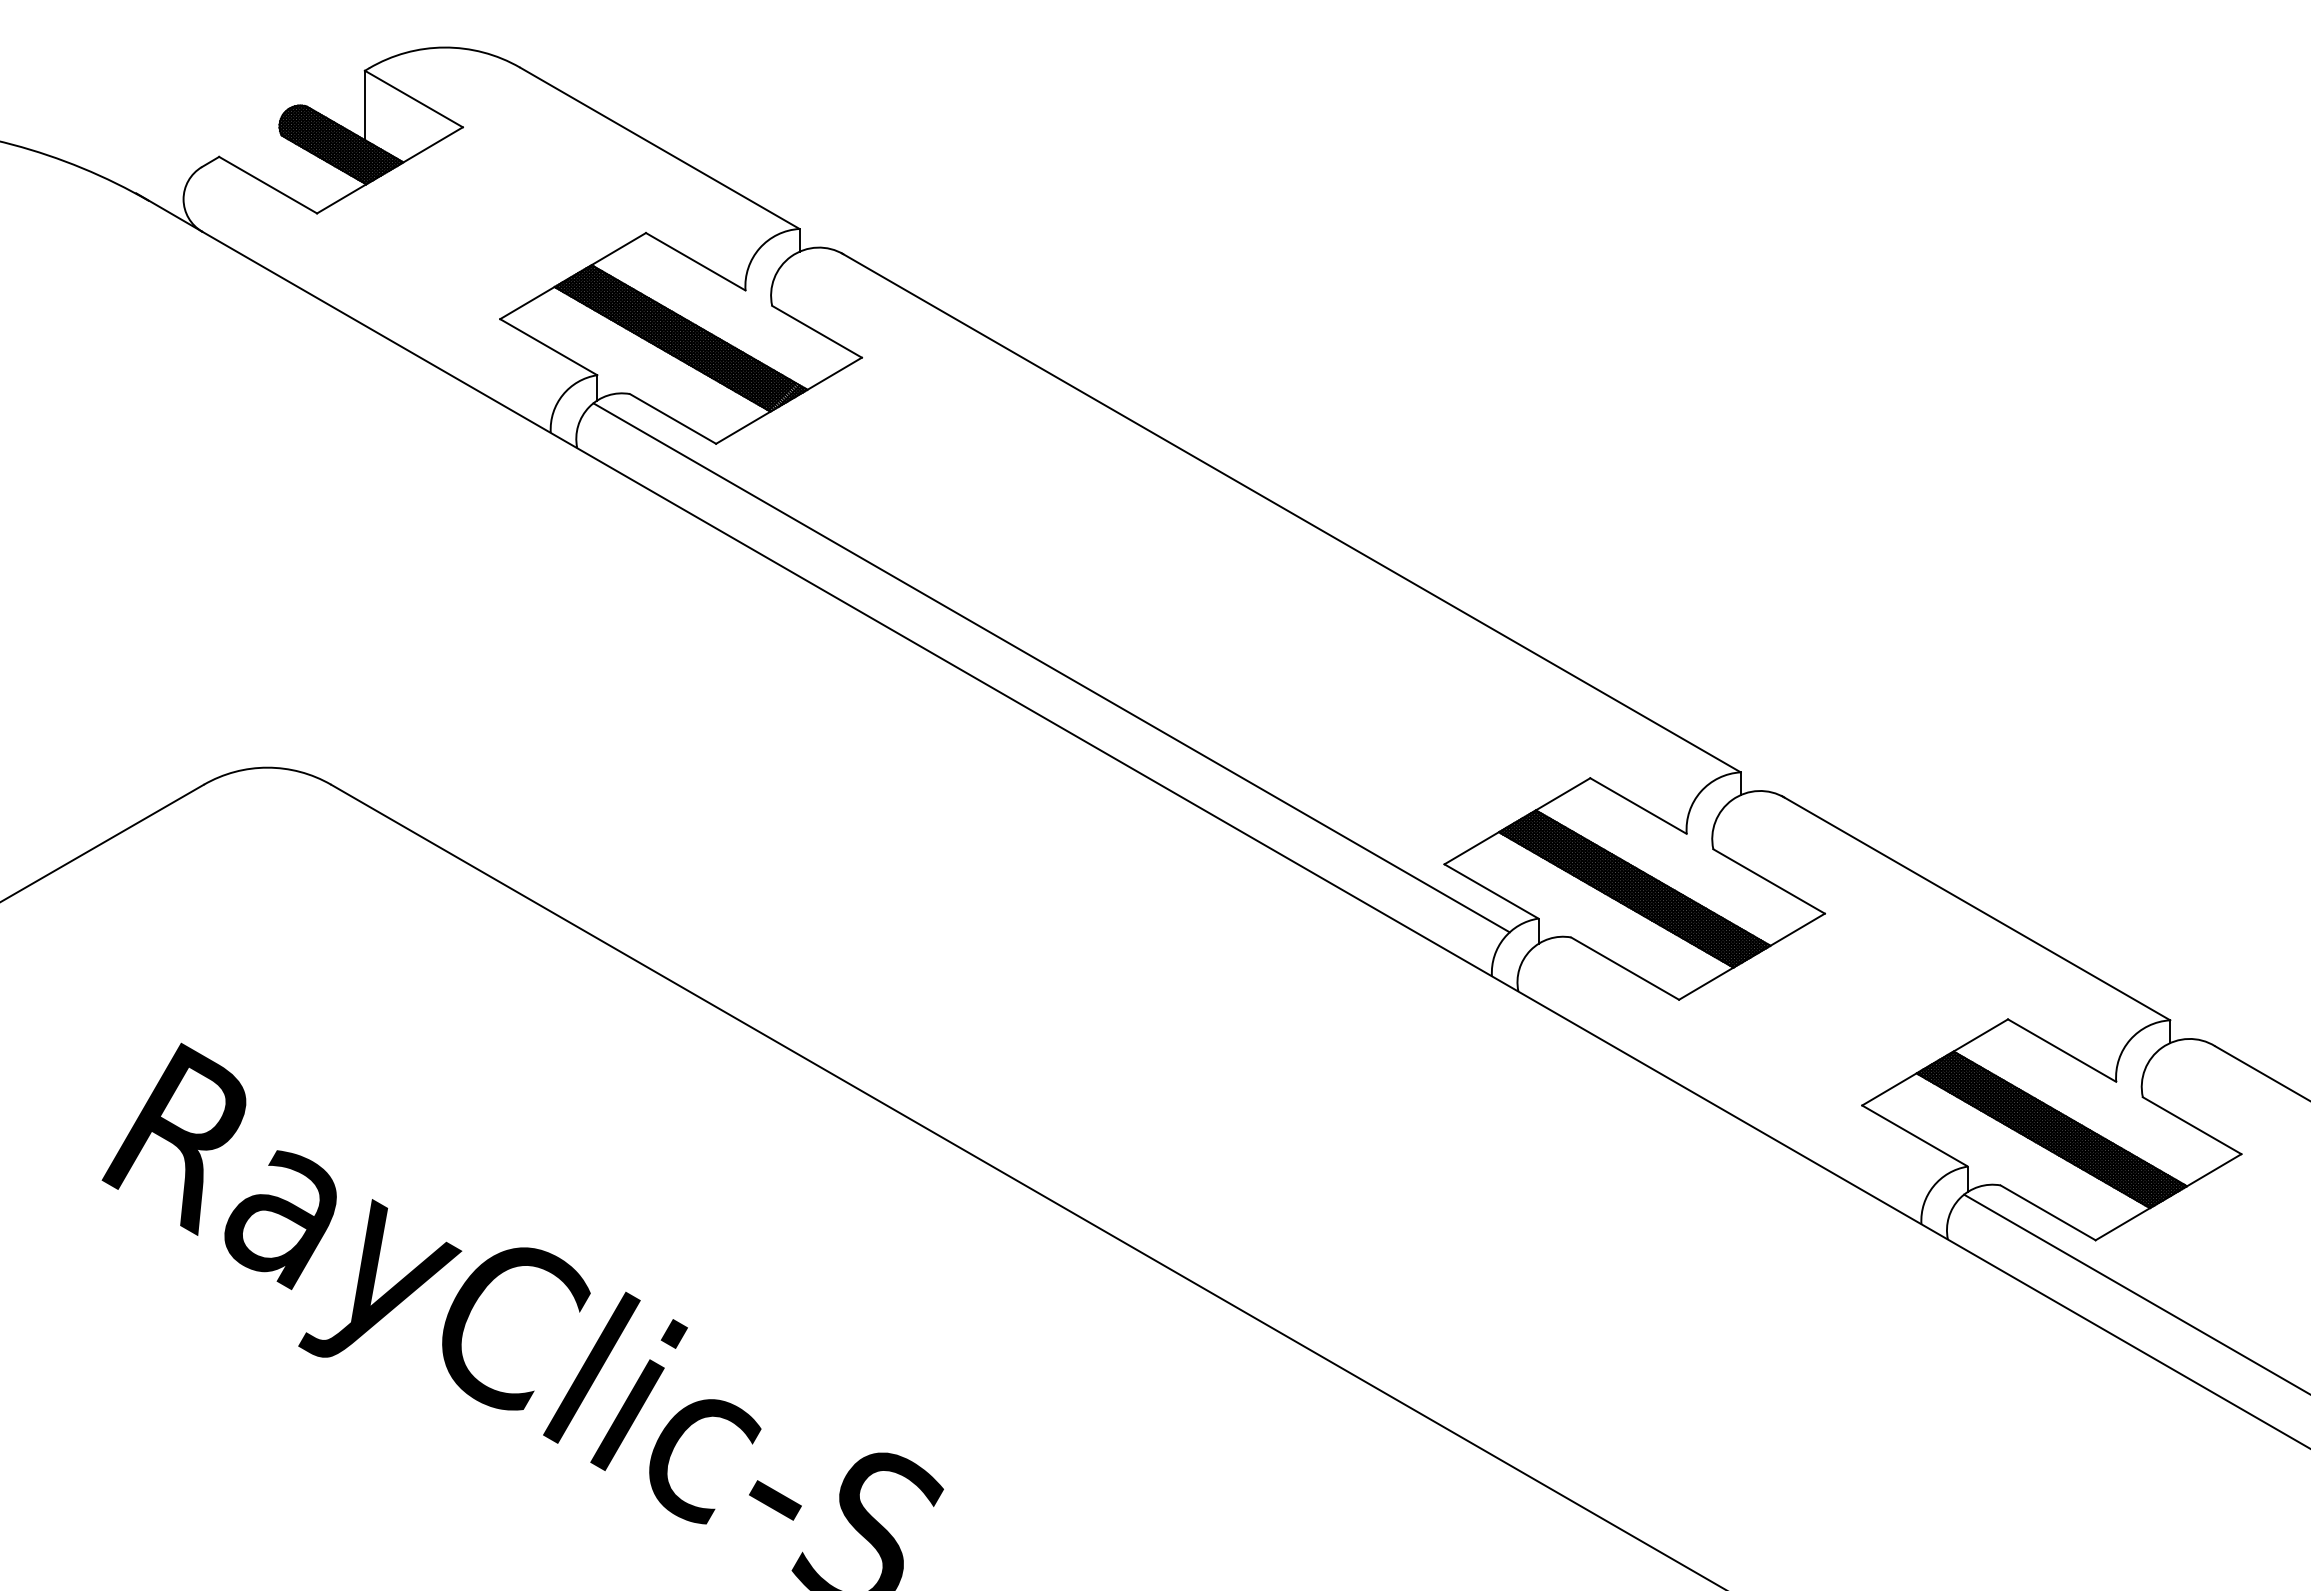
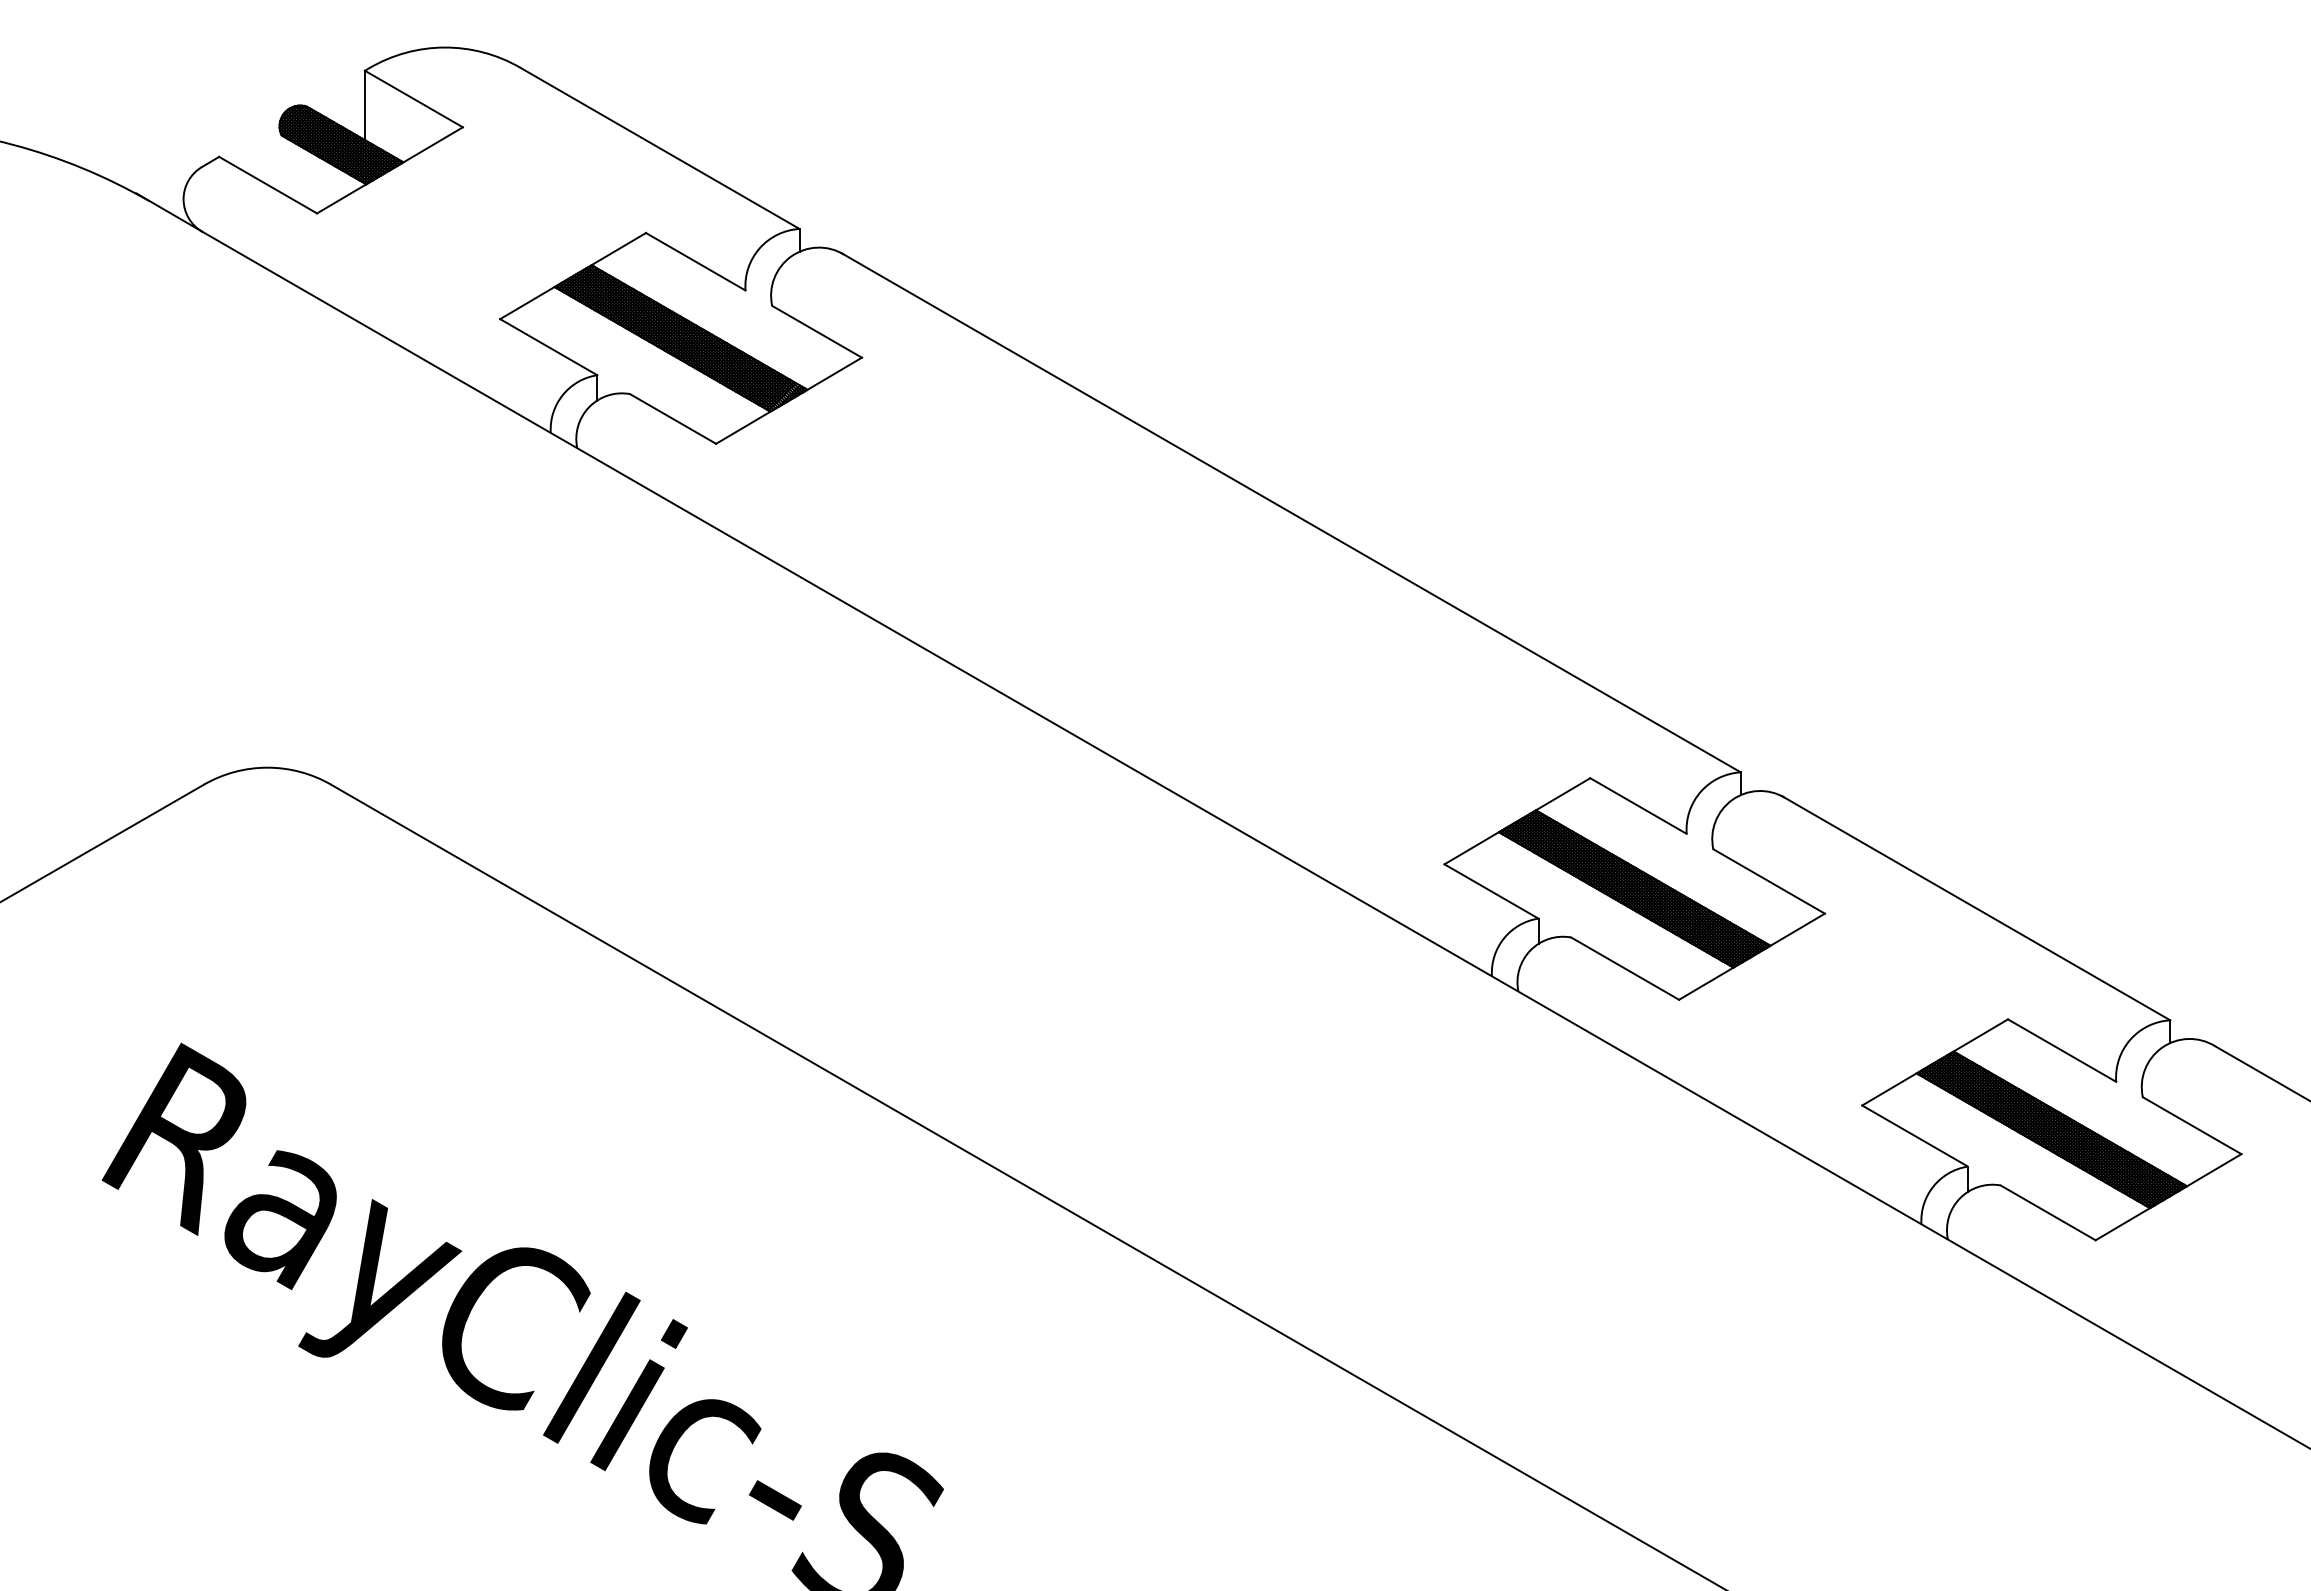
line: present -> none (1051, 667)
line: present -> none (2135, 1293)
